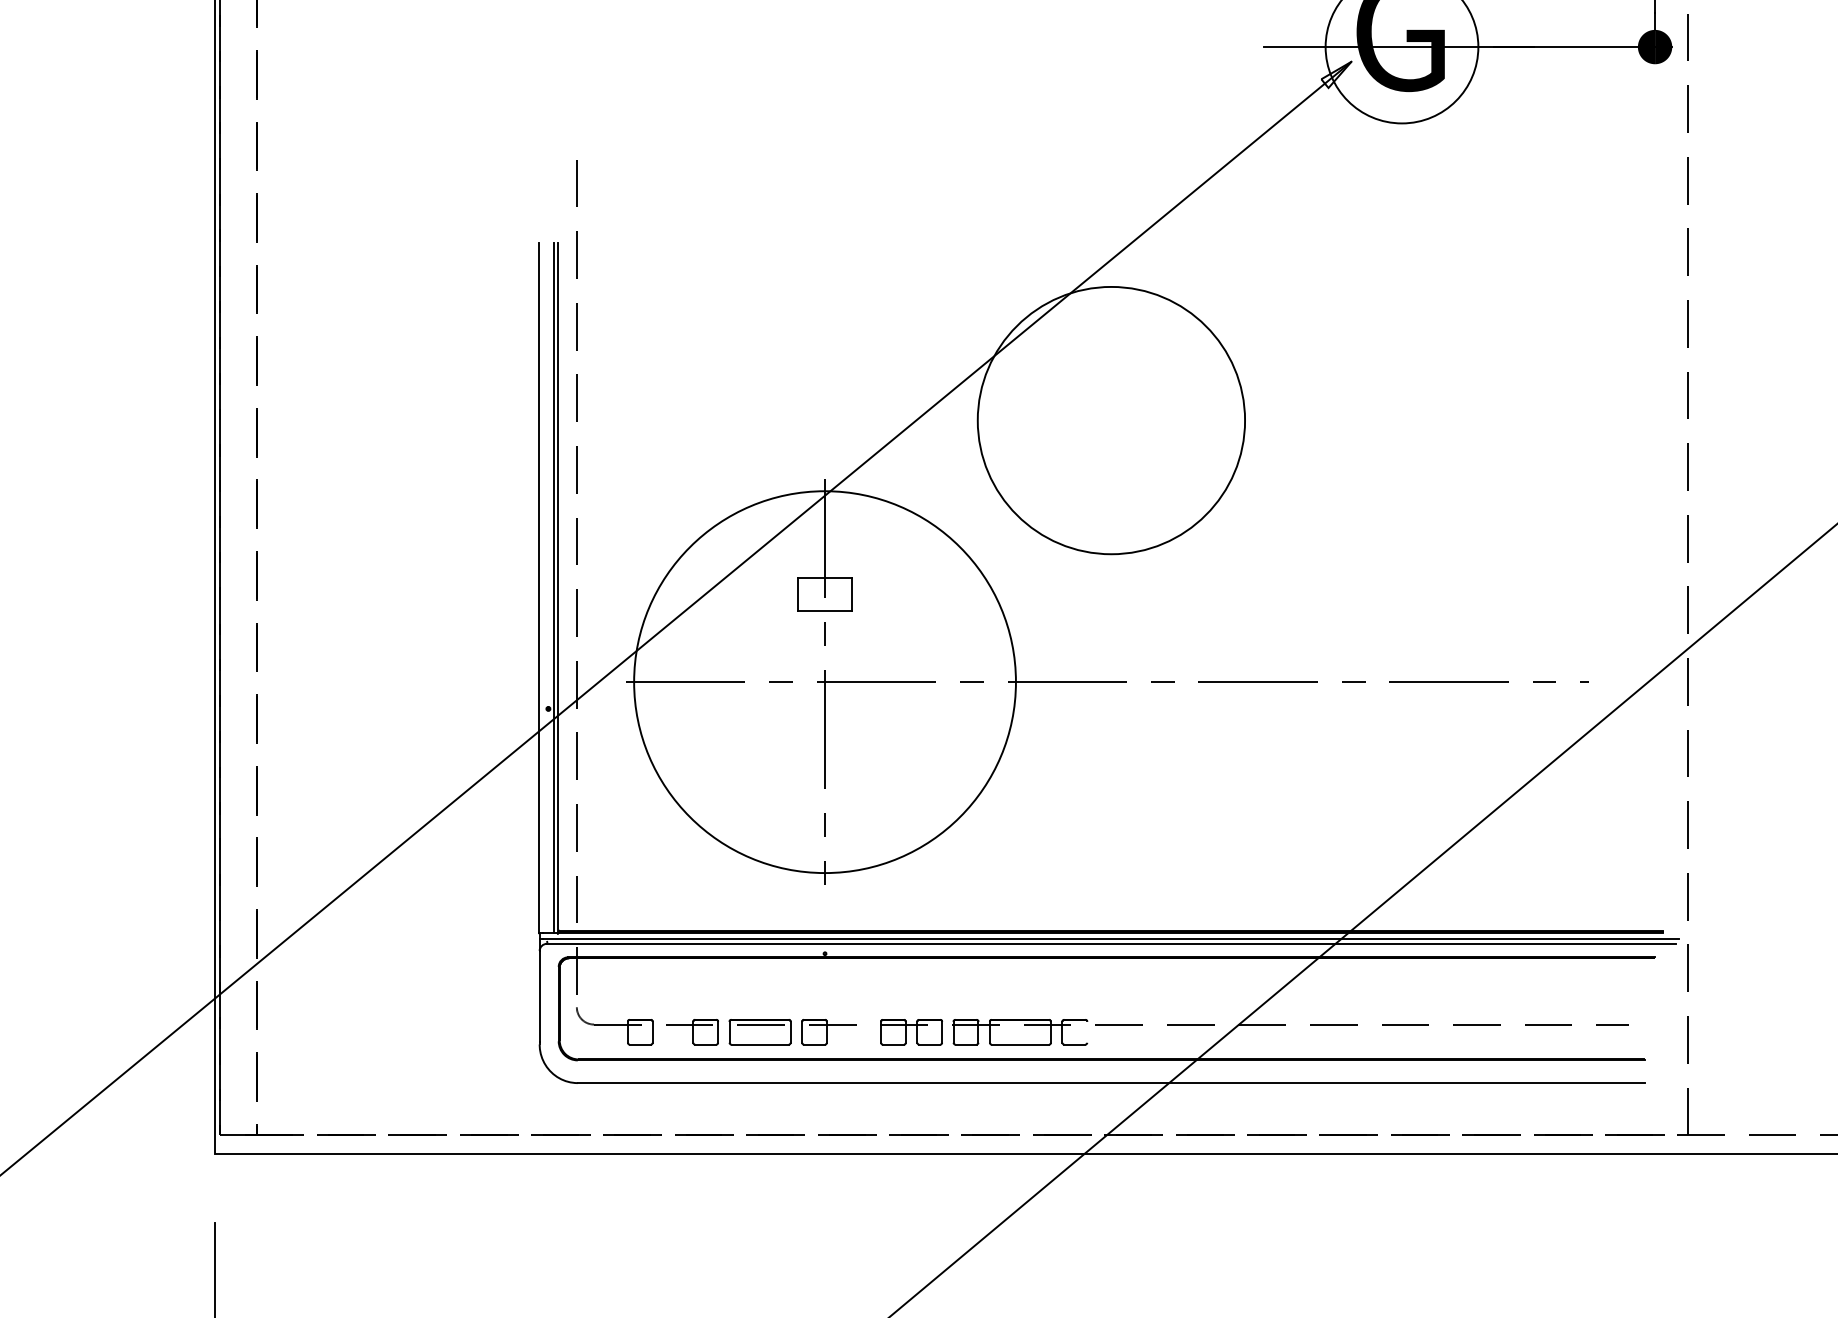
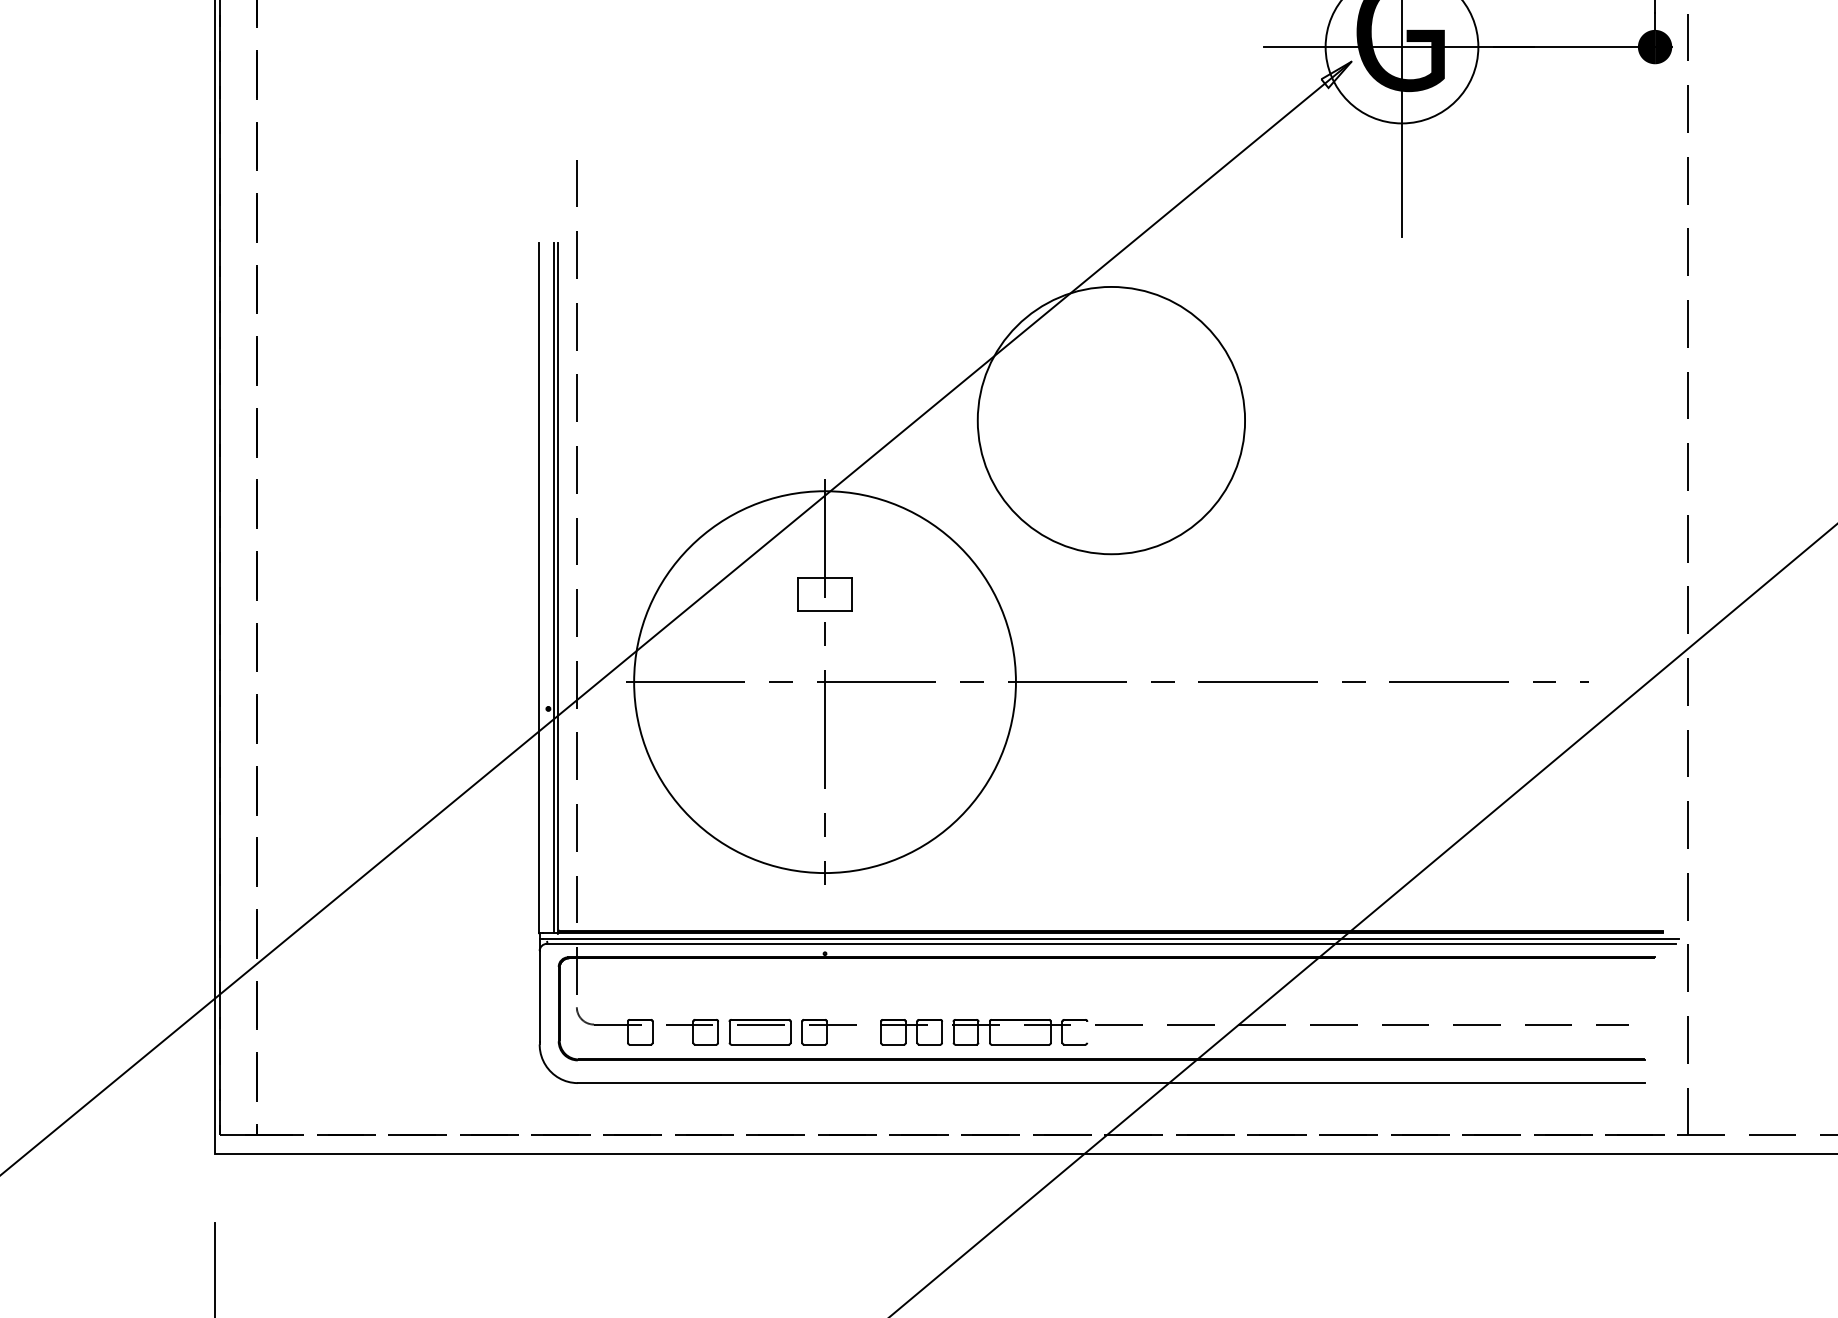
line: none -> present (1402, 119)
